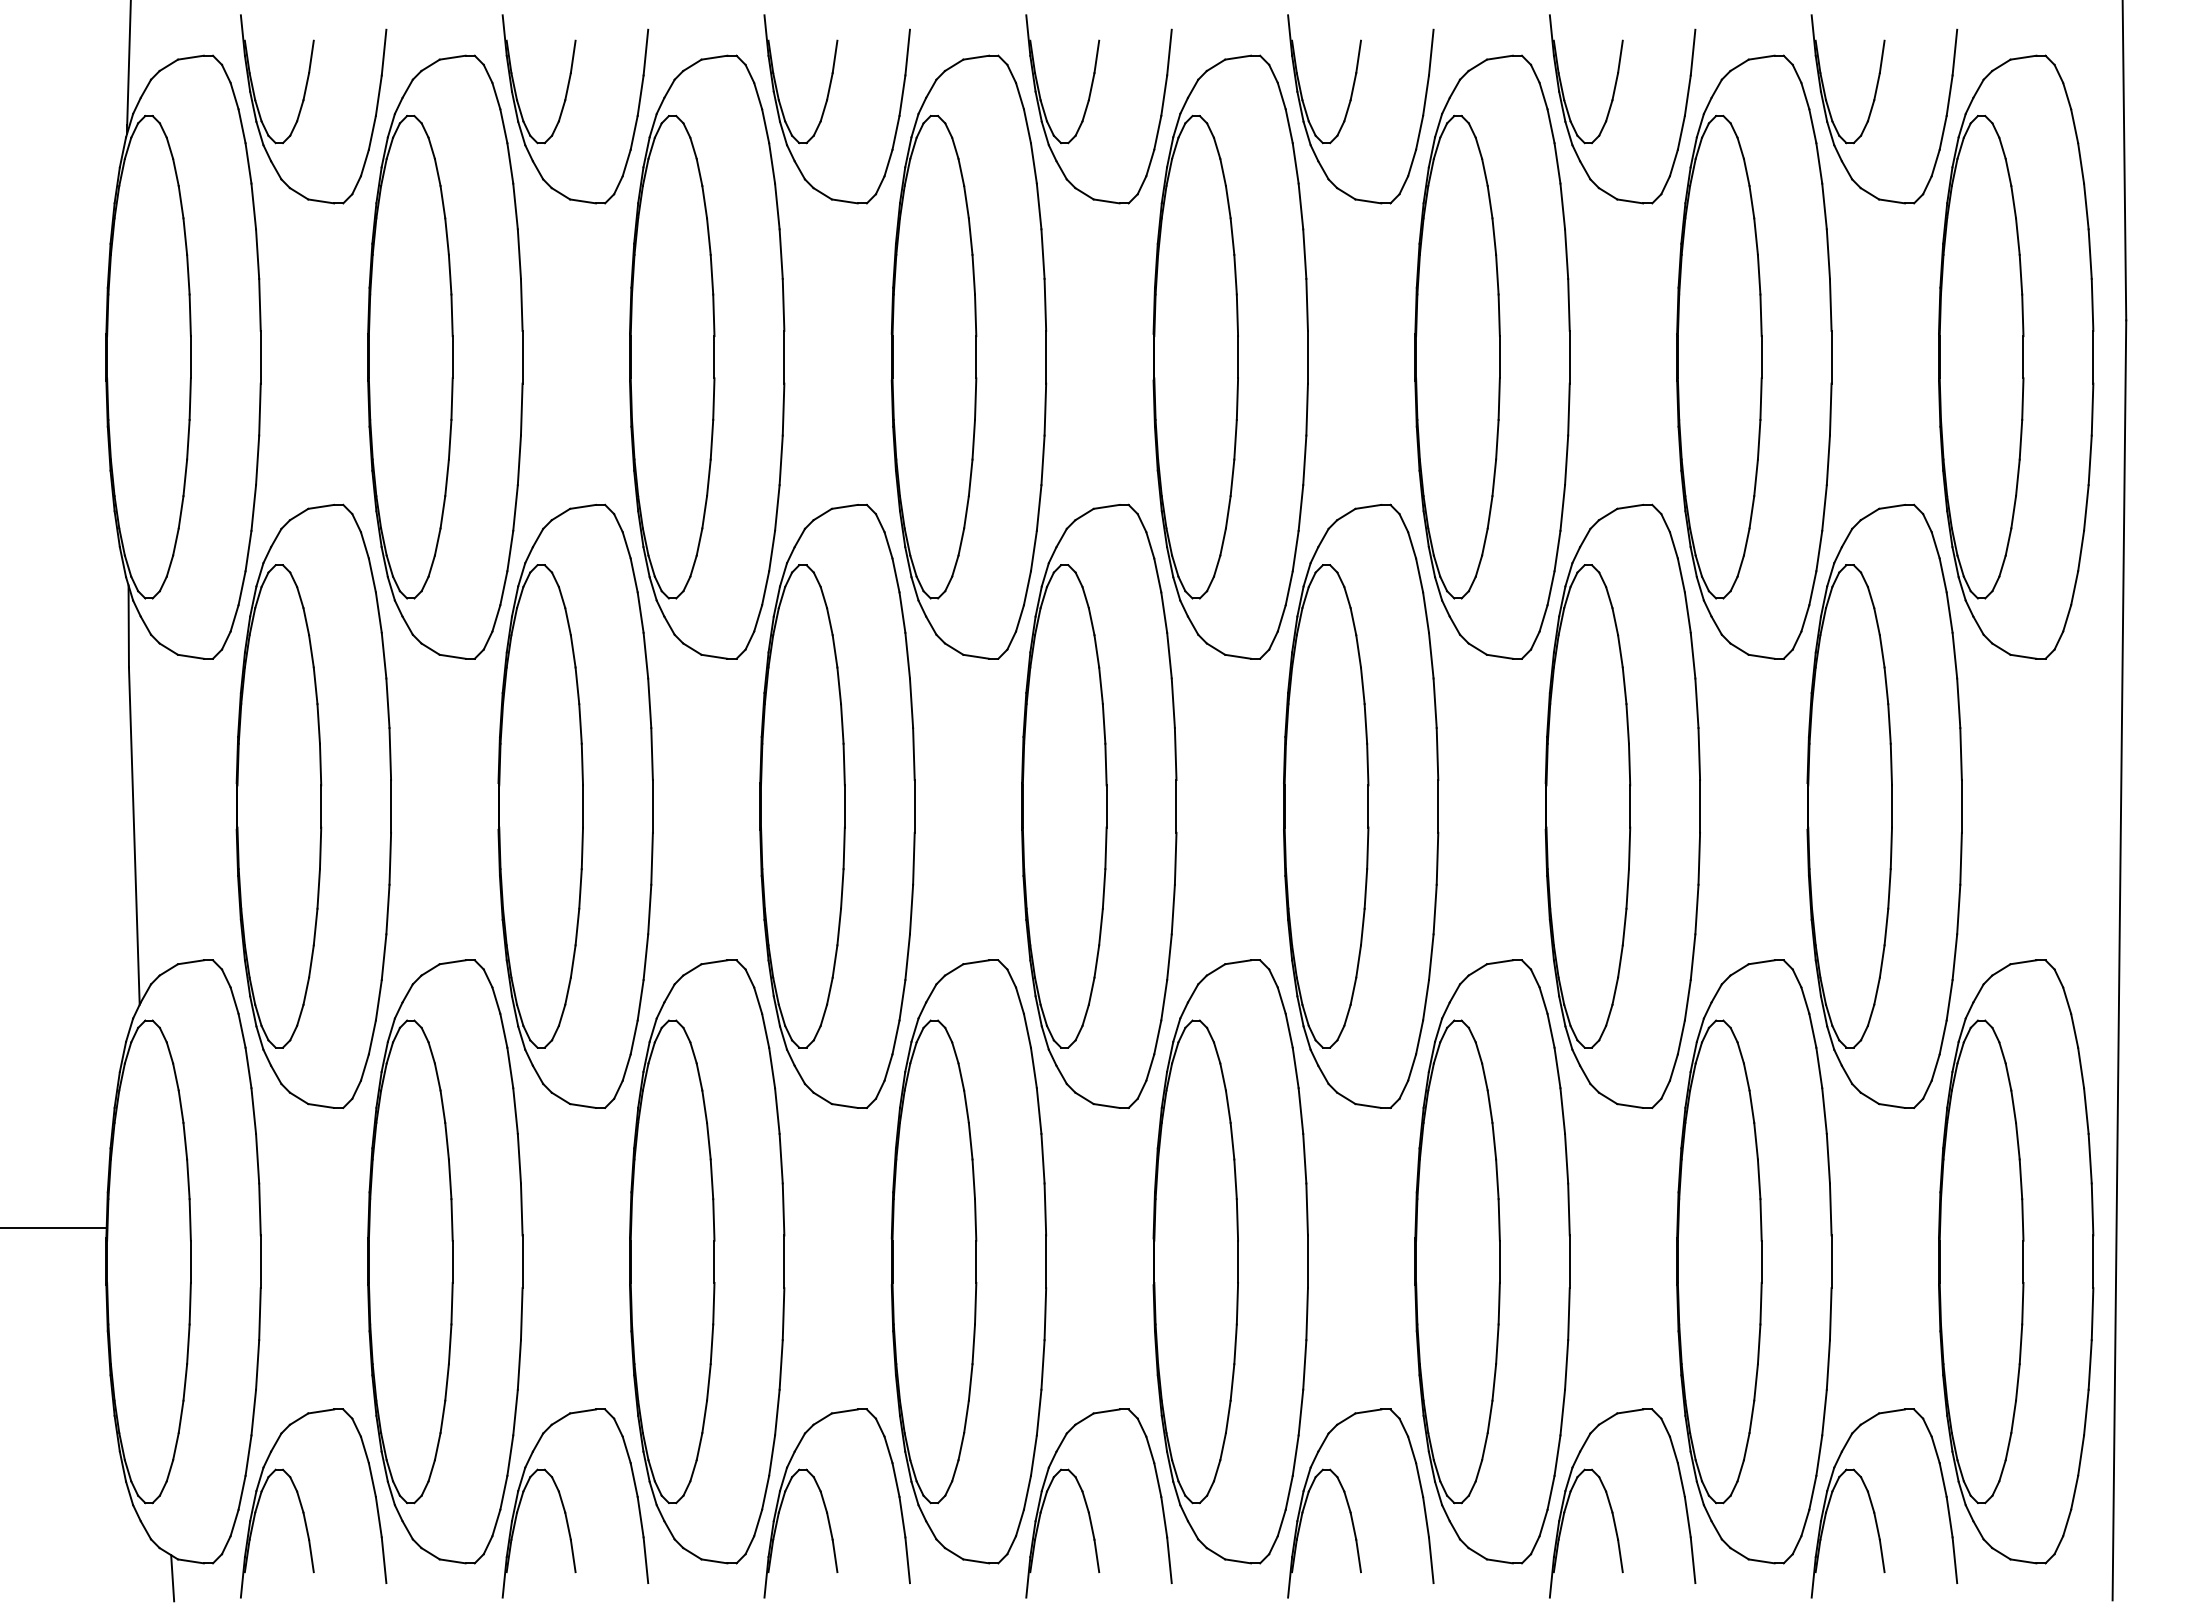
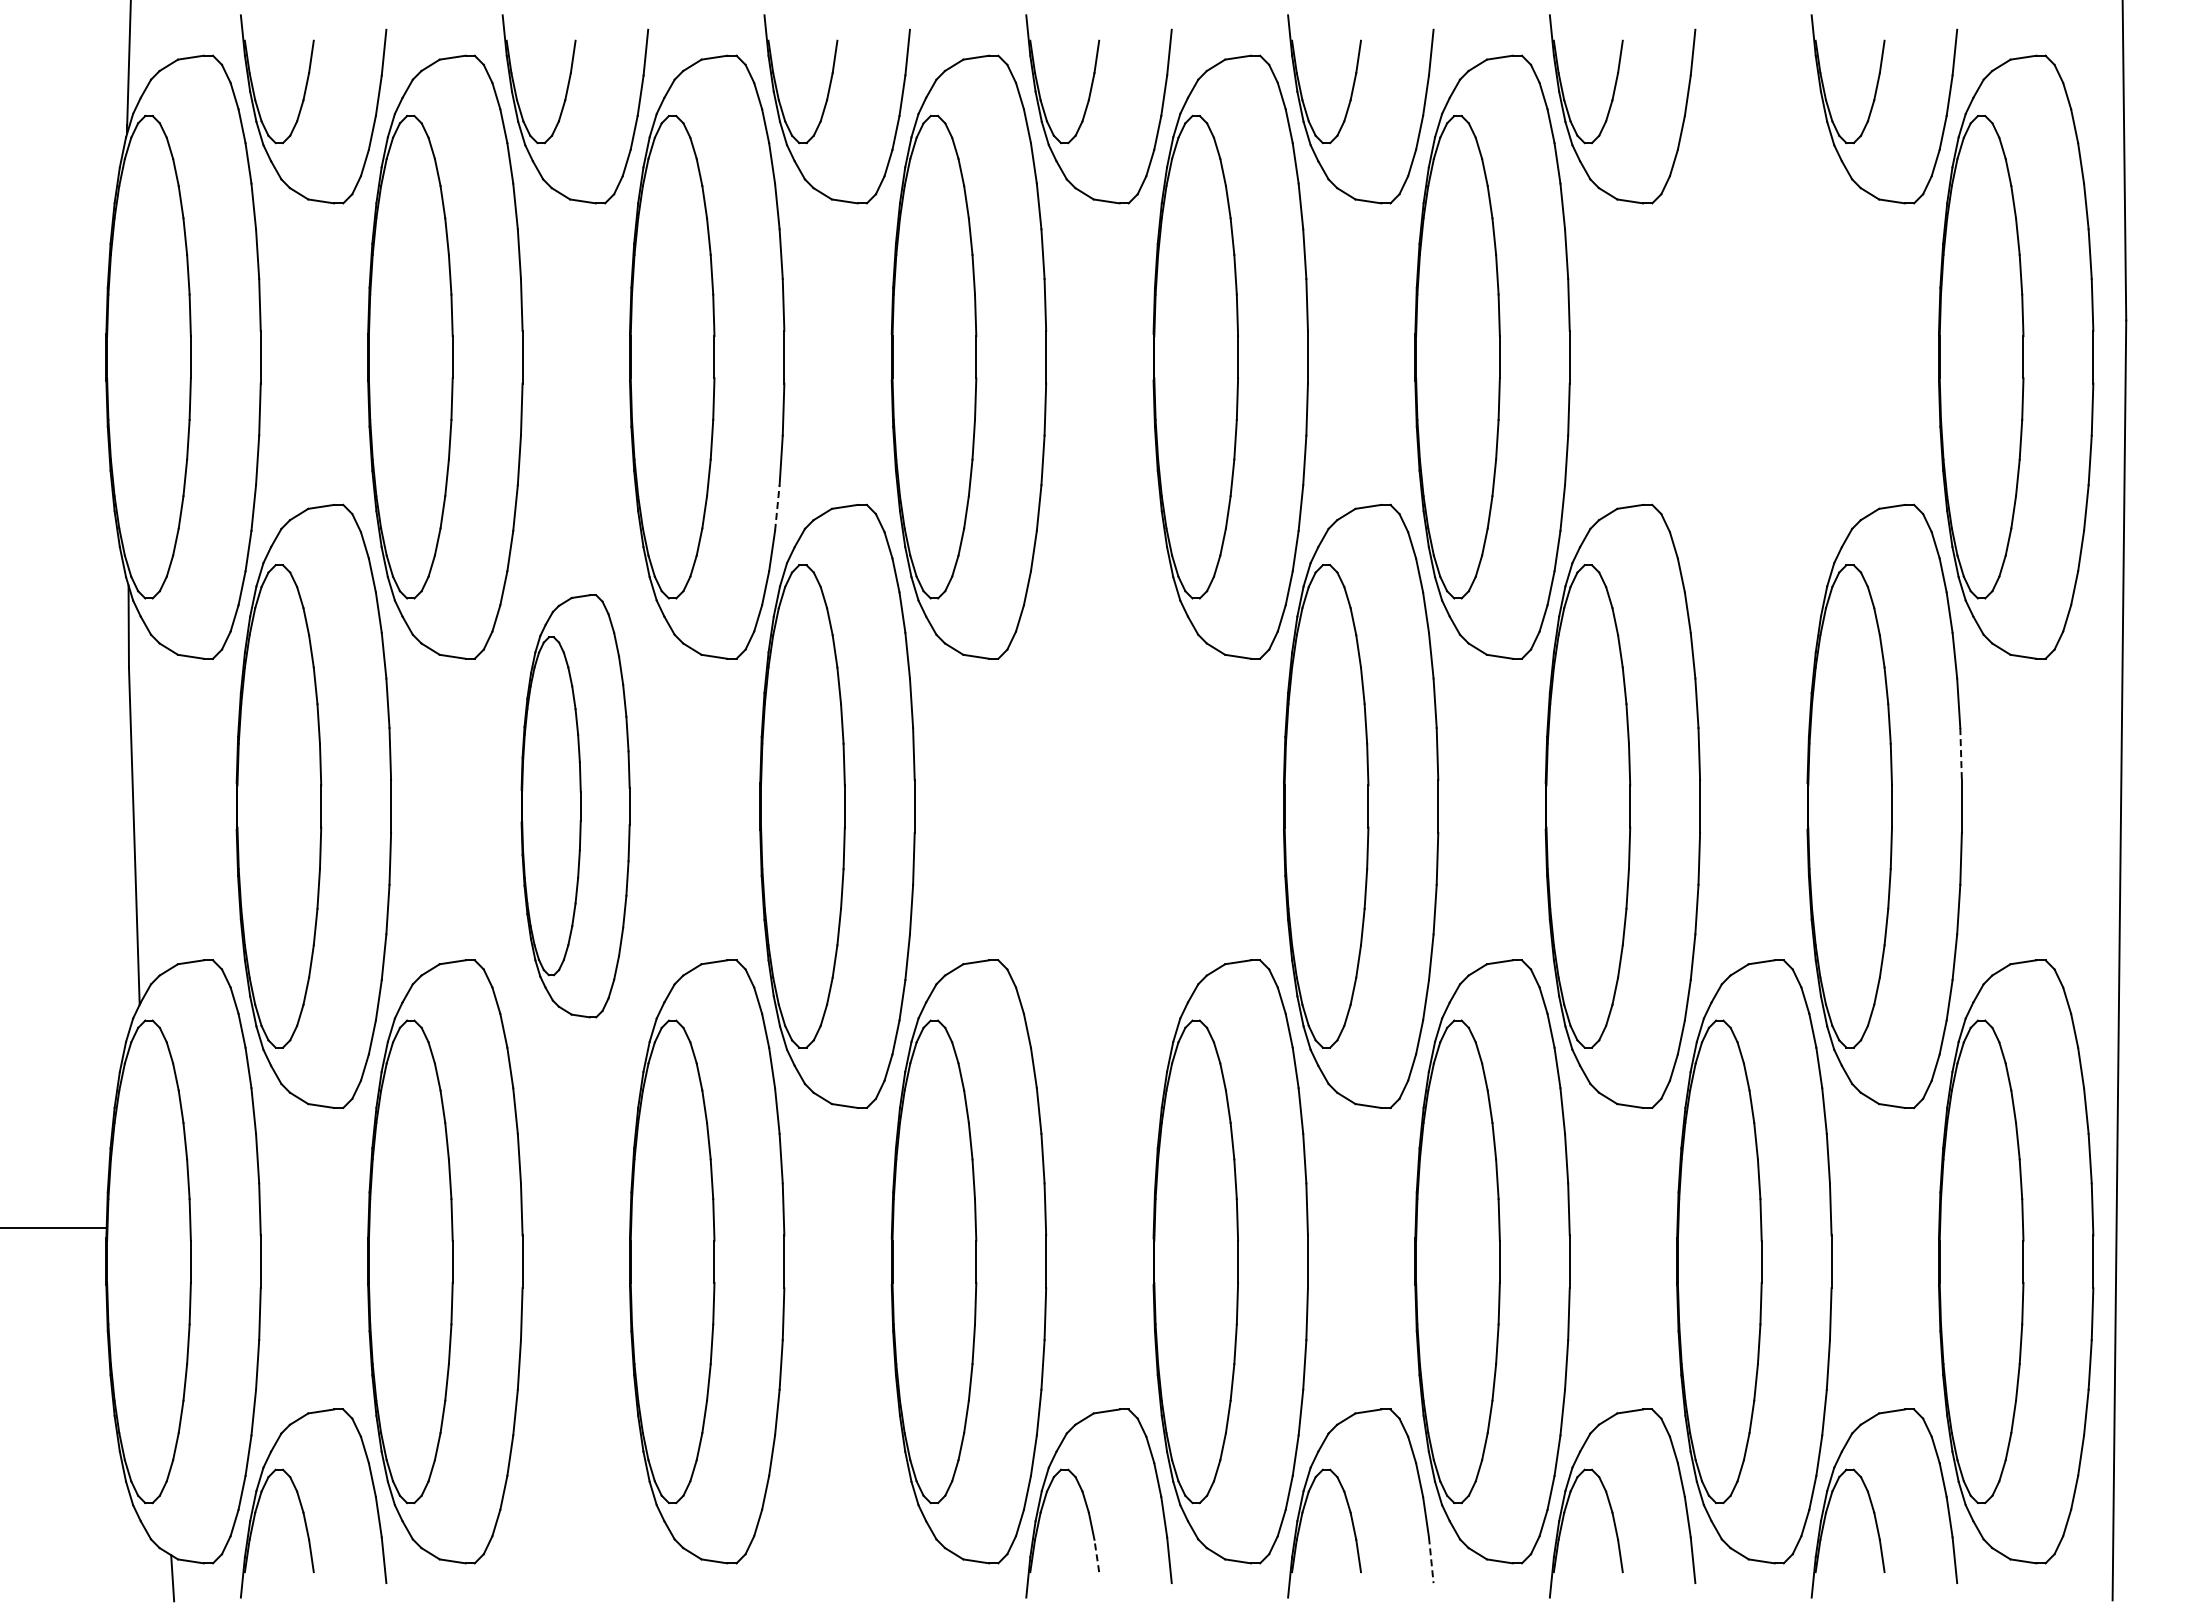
part: present -> none (1754, 356)
line: solid -> dashed (777, 508)
line: solid -> dashed (1961, 754)
part size: 157x606 px -> 111x425 px (575, 806)
part: present -> none (1099, 805)
part: present -> none (564, 1506)
part: present -> none (826, 1506)
line: solid -> dashed (1096, 1555)
line: solid -> dashed (1431, 1560)
